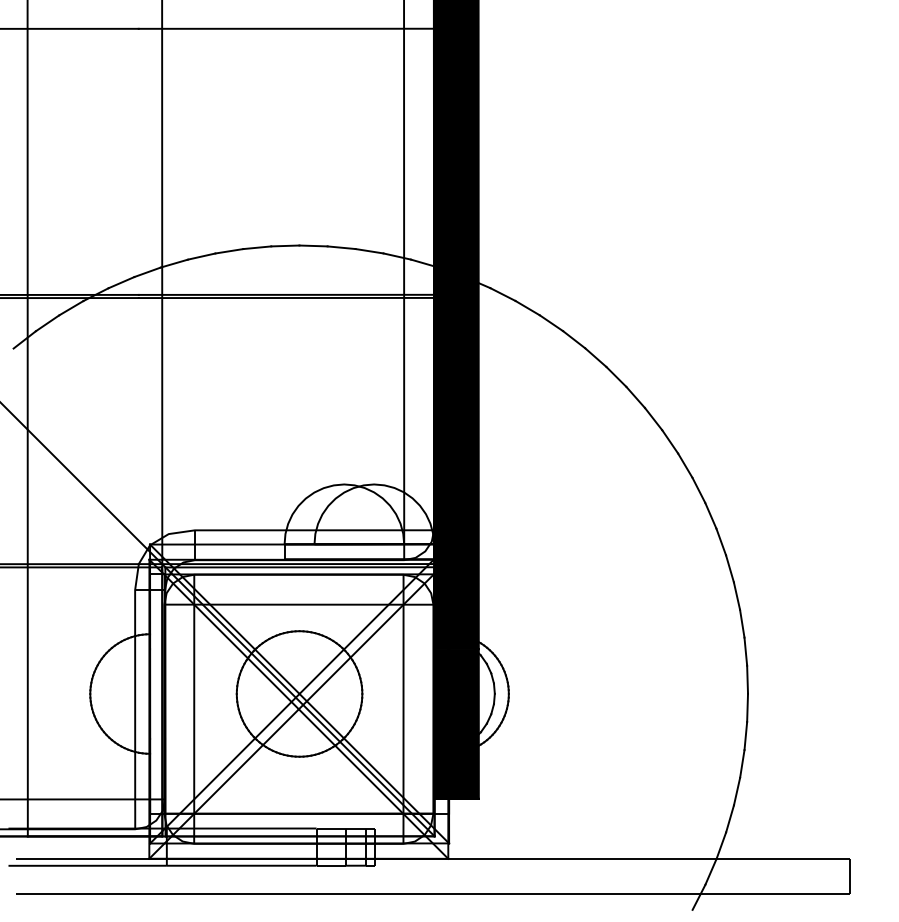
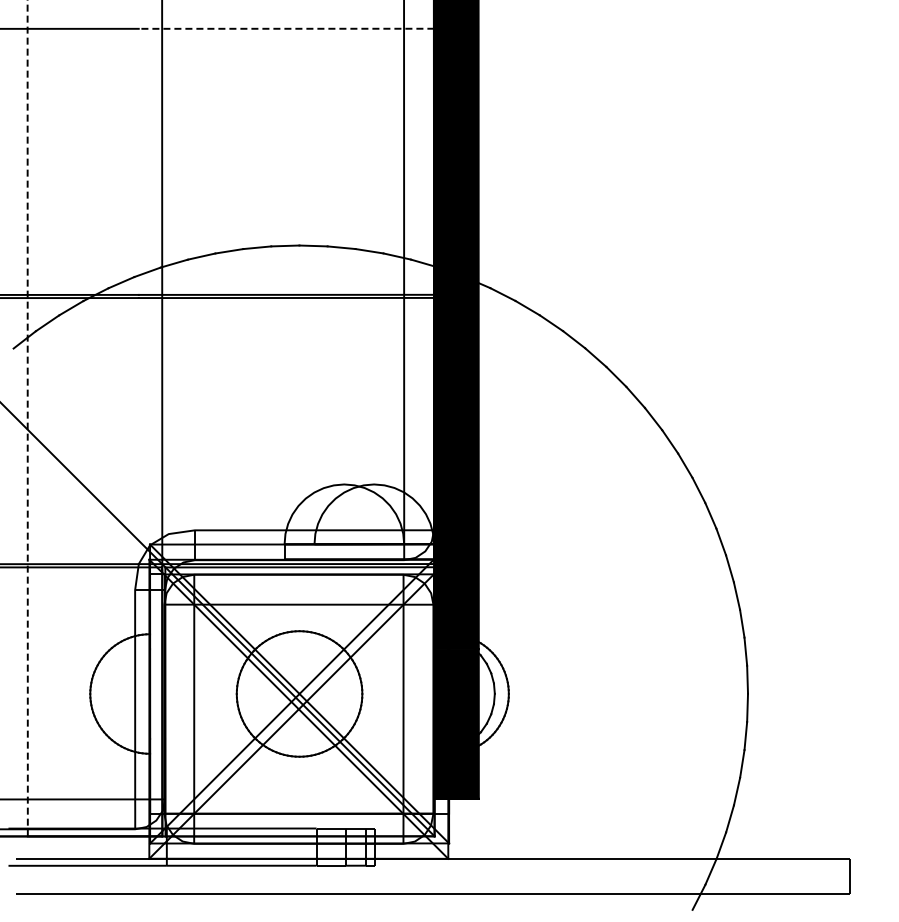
line: solid -> dashed (286, 28)
line: solid -> dashed (27, 418)
